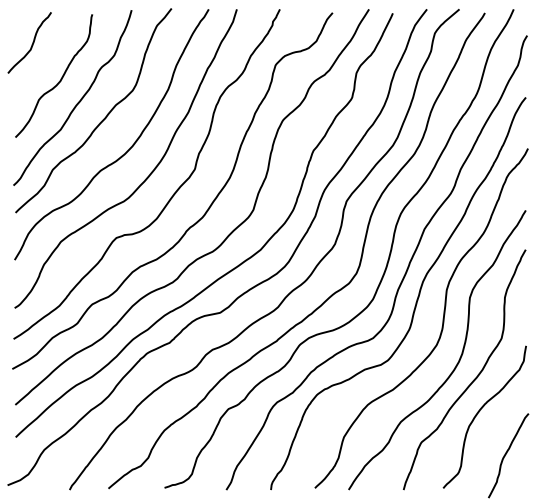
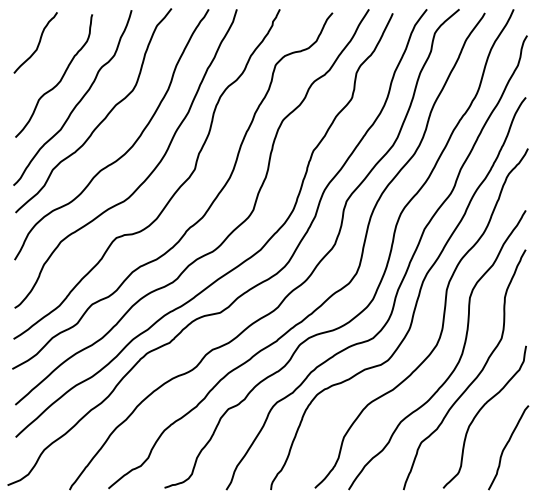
curve position: (31, 44) -> (37, 44) (37, 44)
curve position: (507, 453) -> (507, 445) (507, 445)
